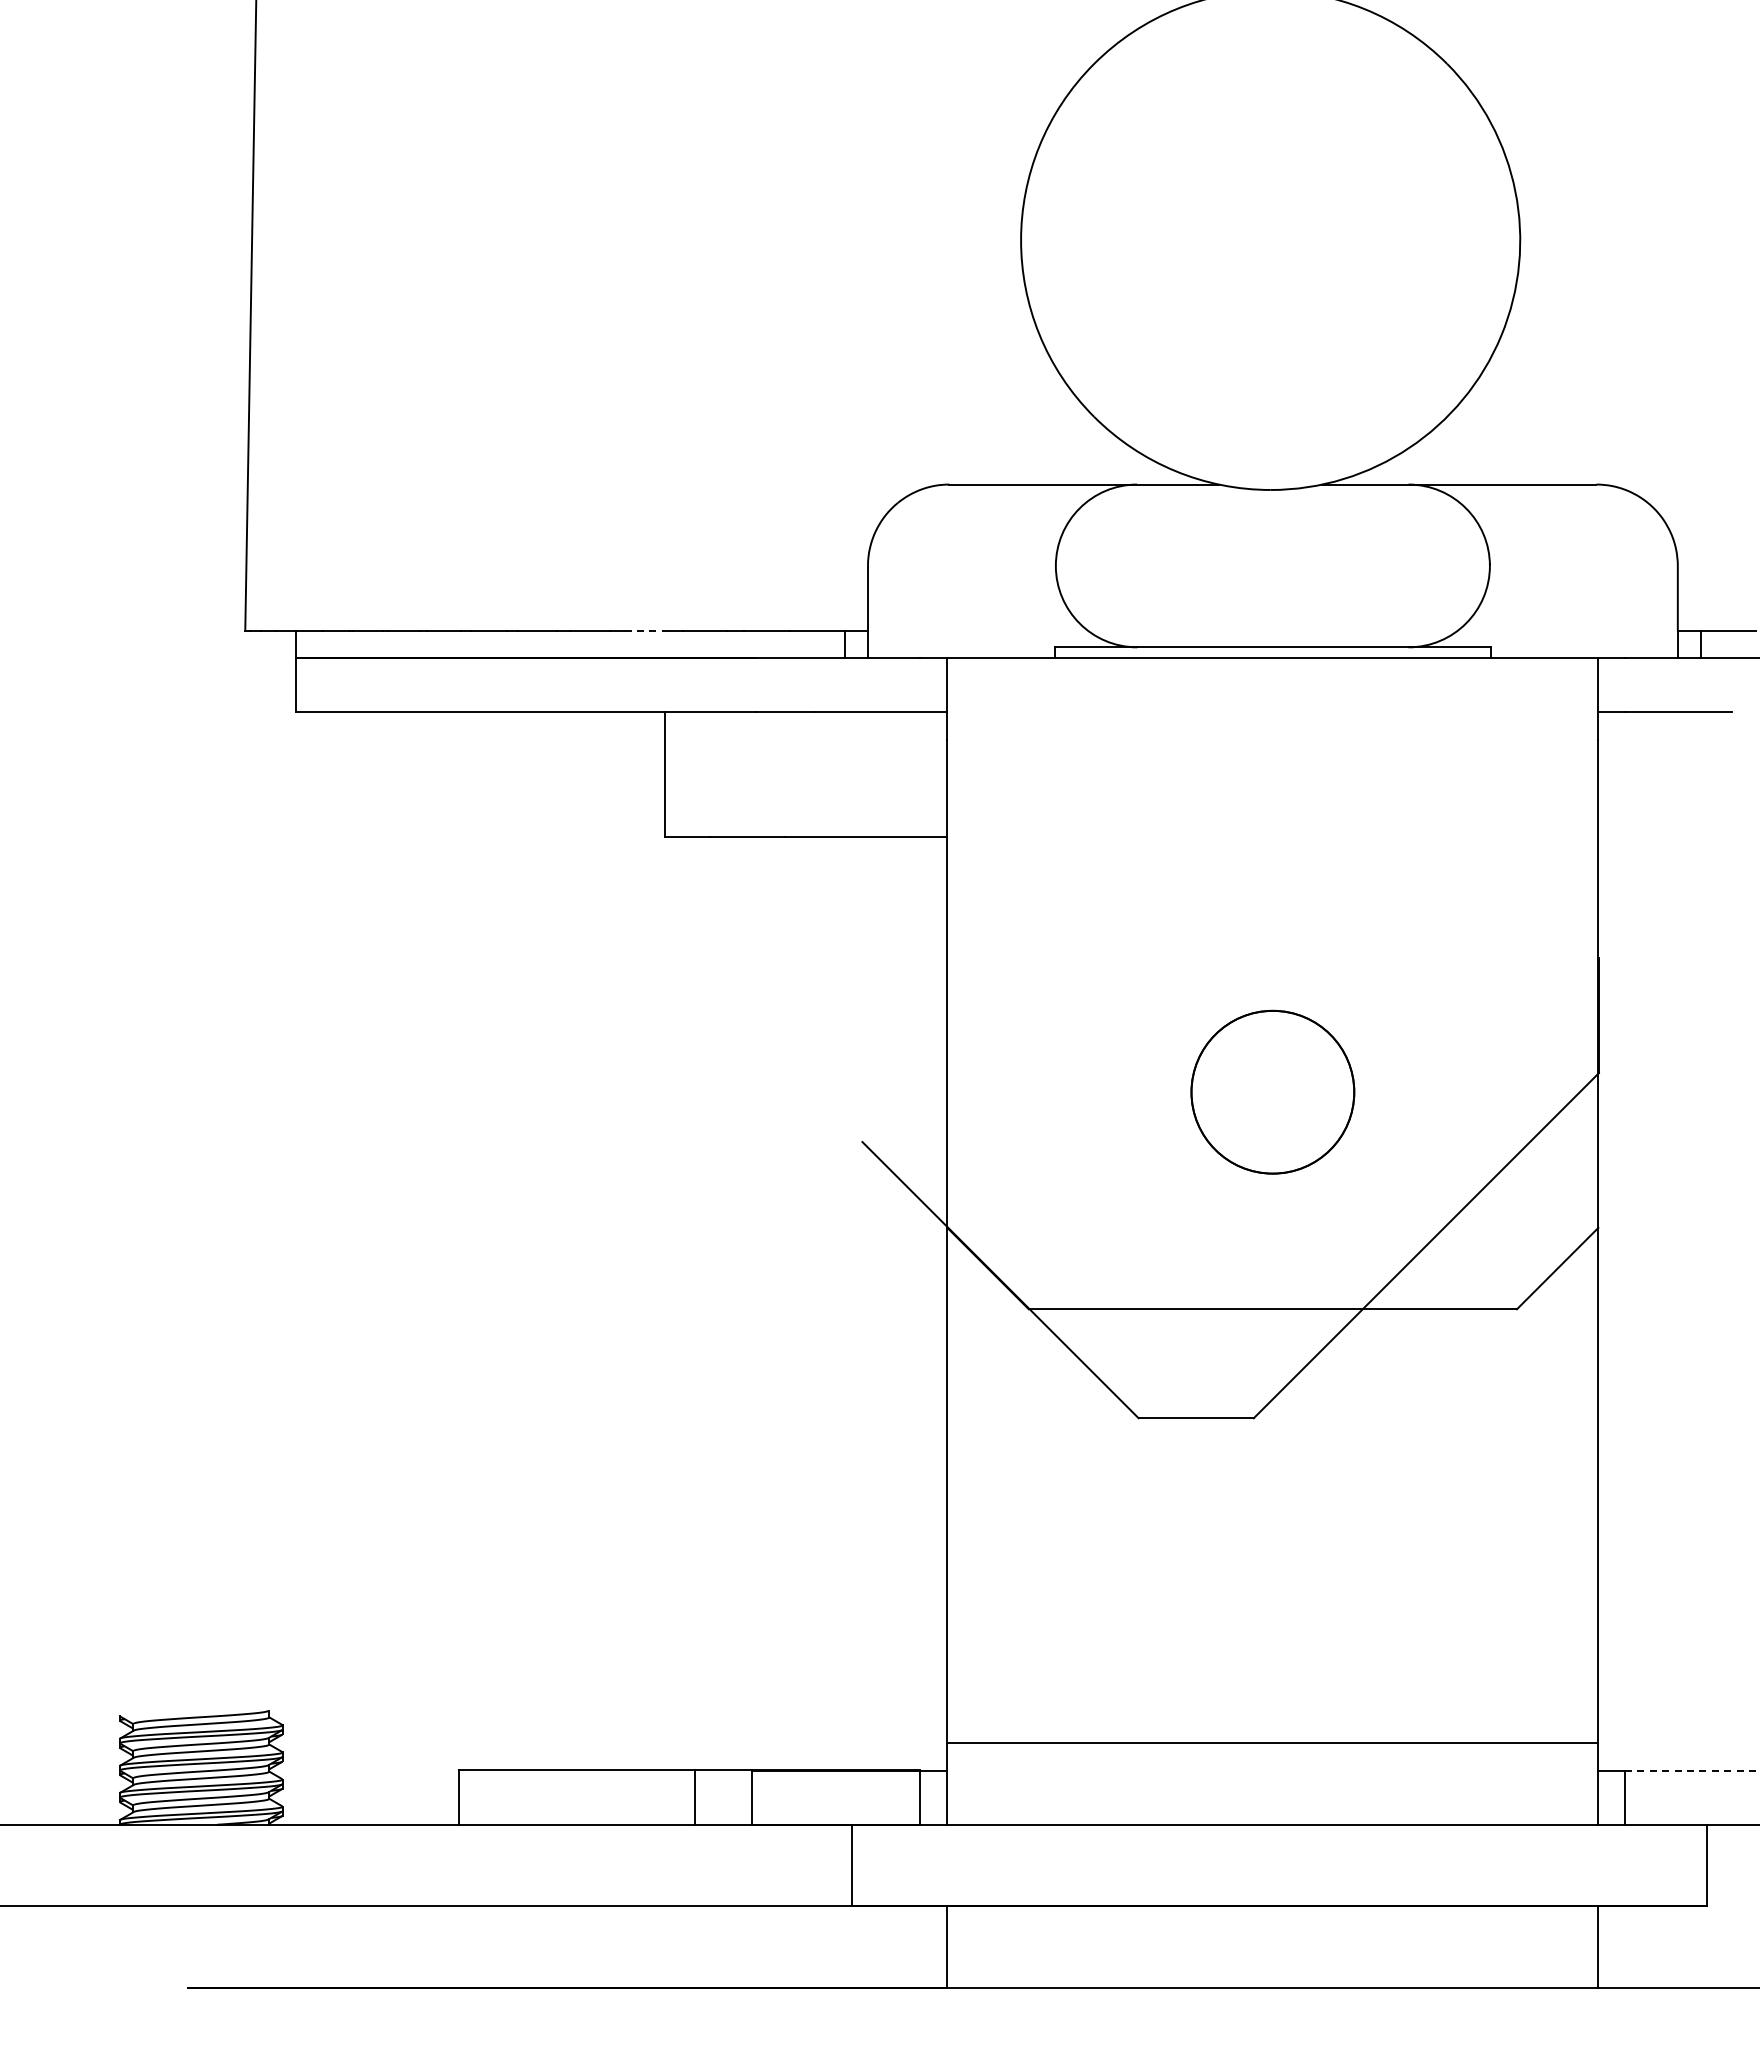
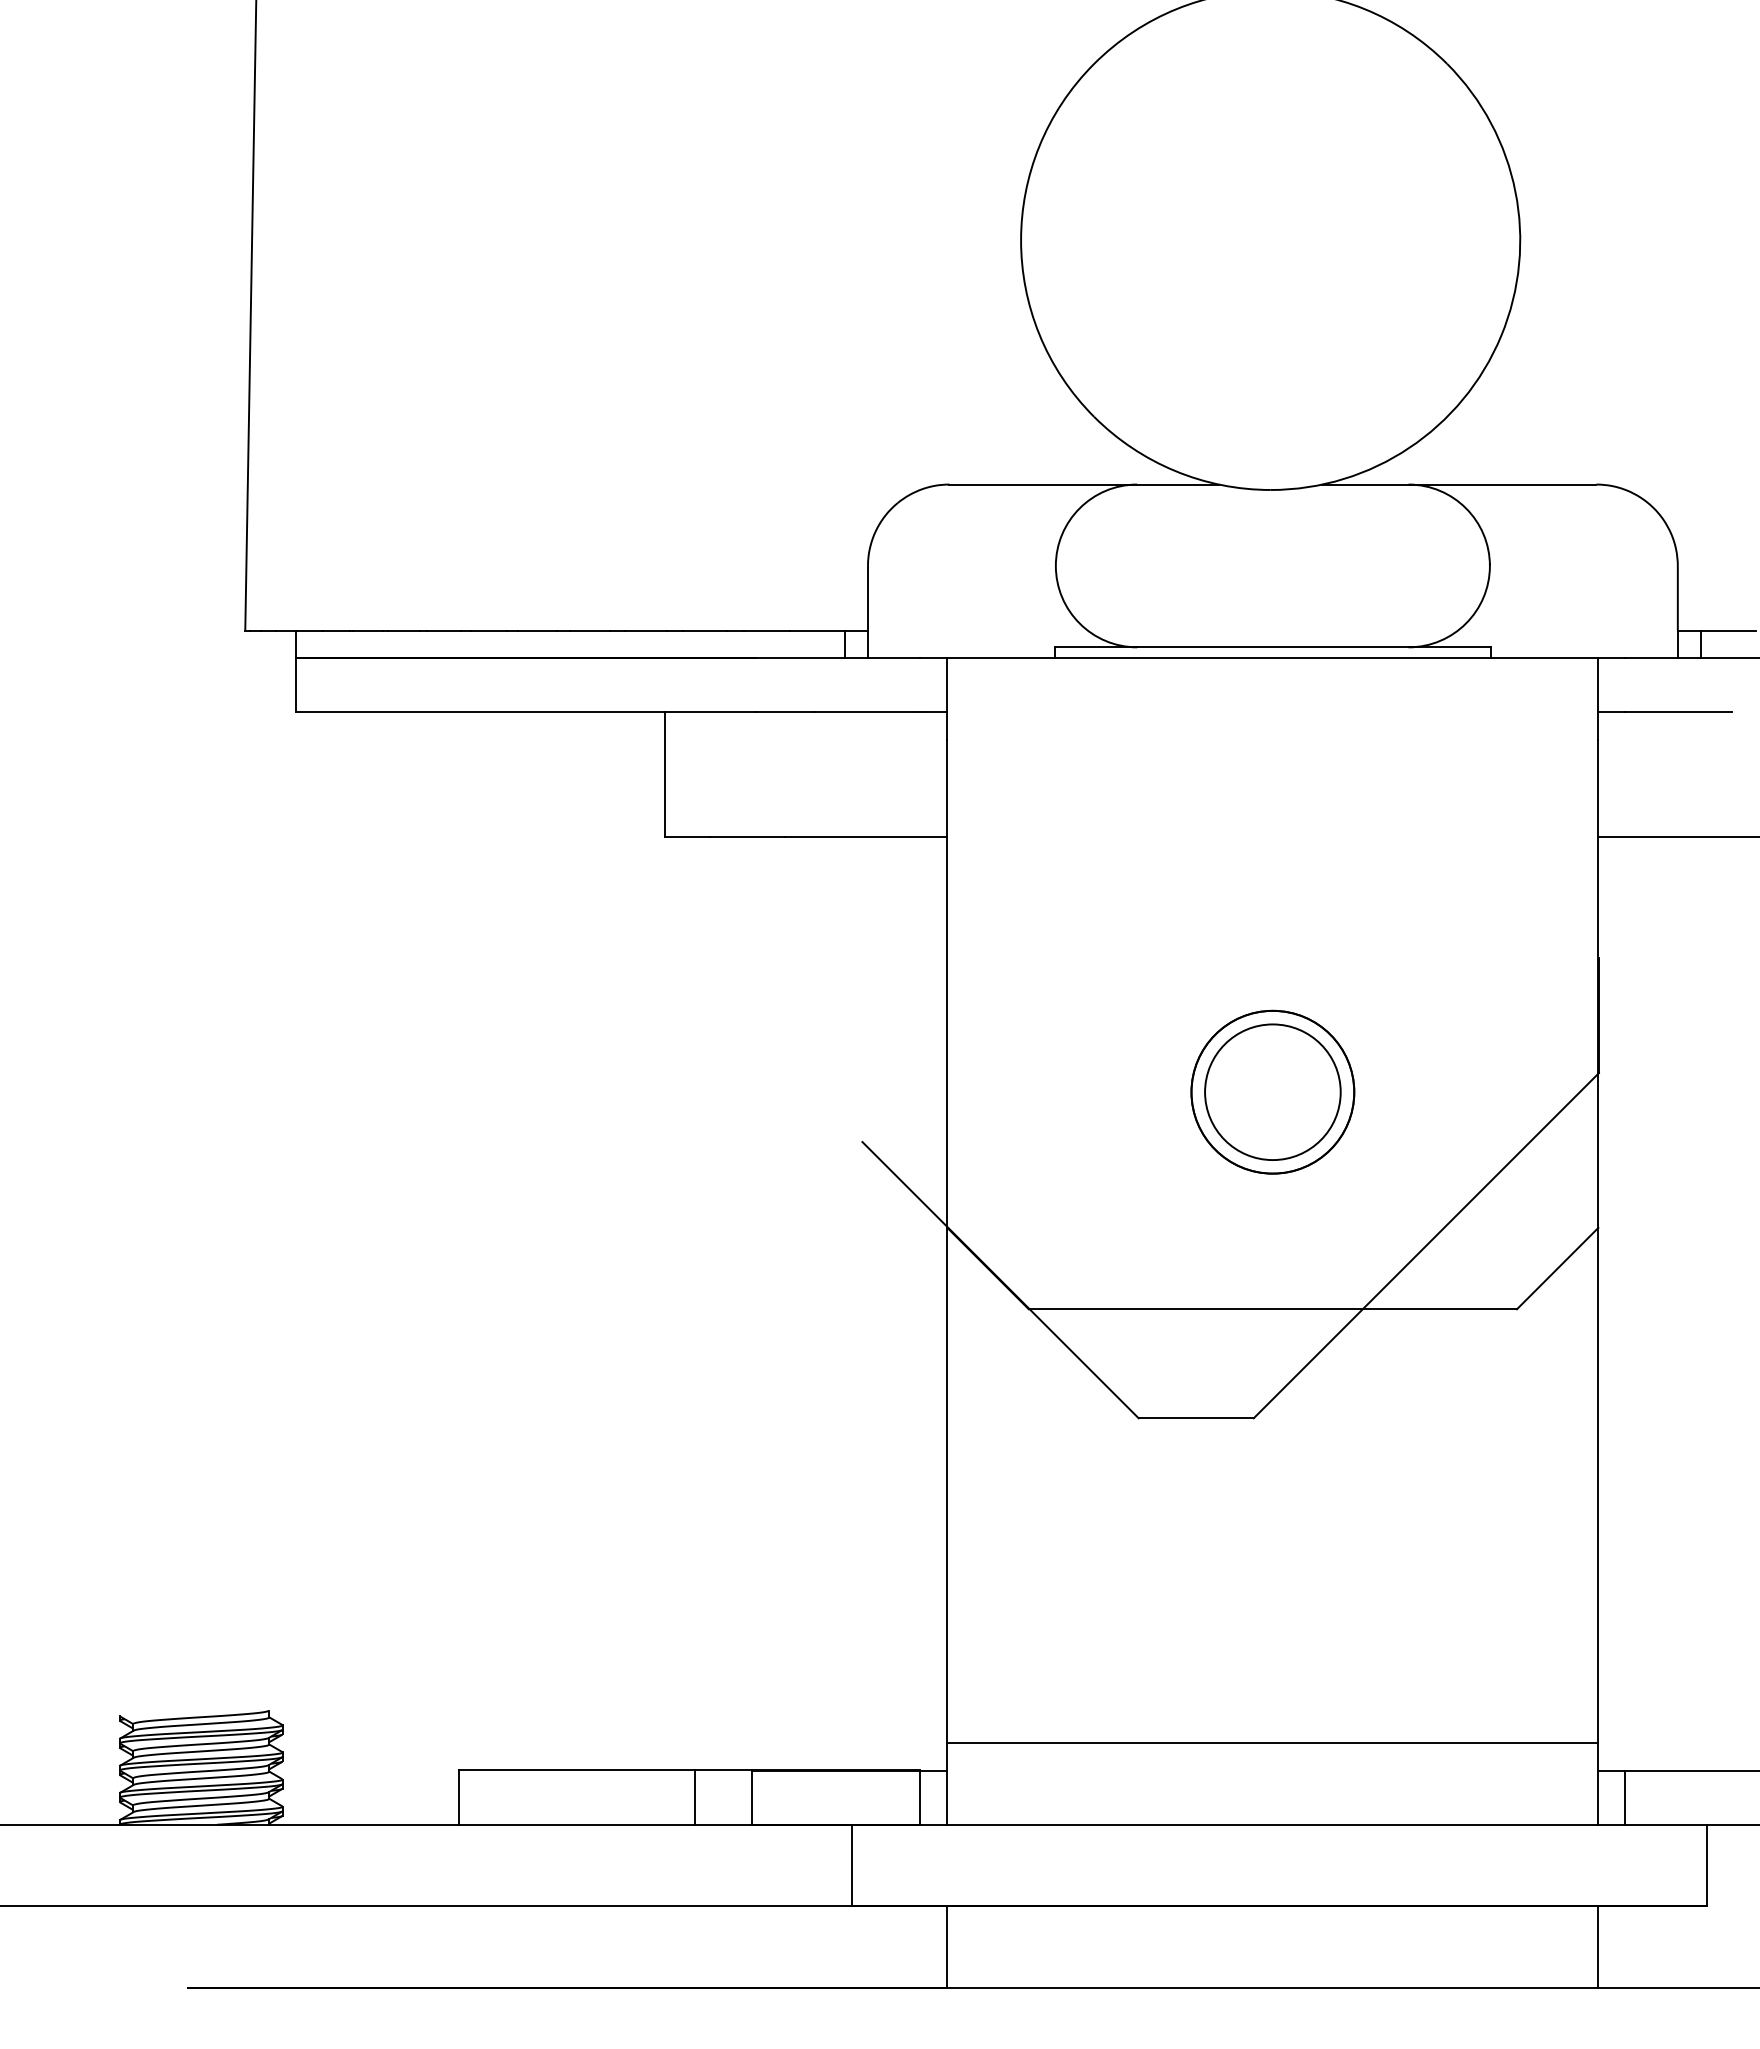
line: dashed -> solid (646, 631)
line: none -> present (1677, 837)
circle: none -> present (1272, 1091)
line: dashed -> solid (1692, 1770)
